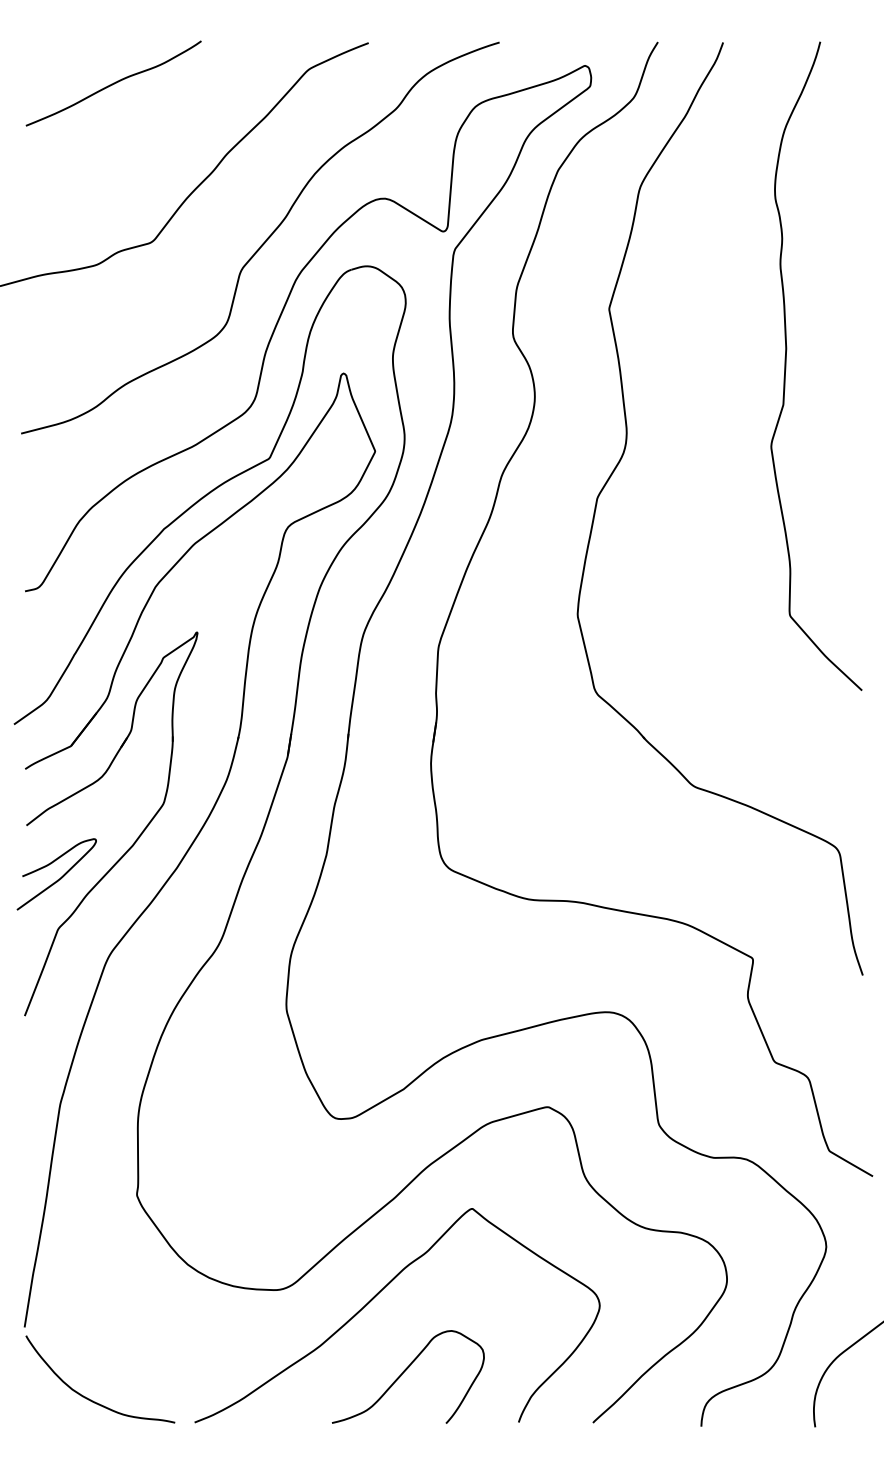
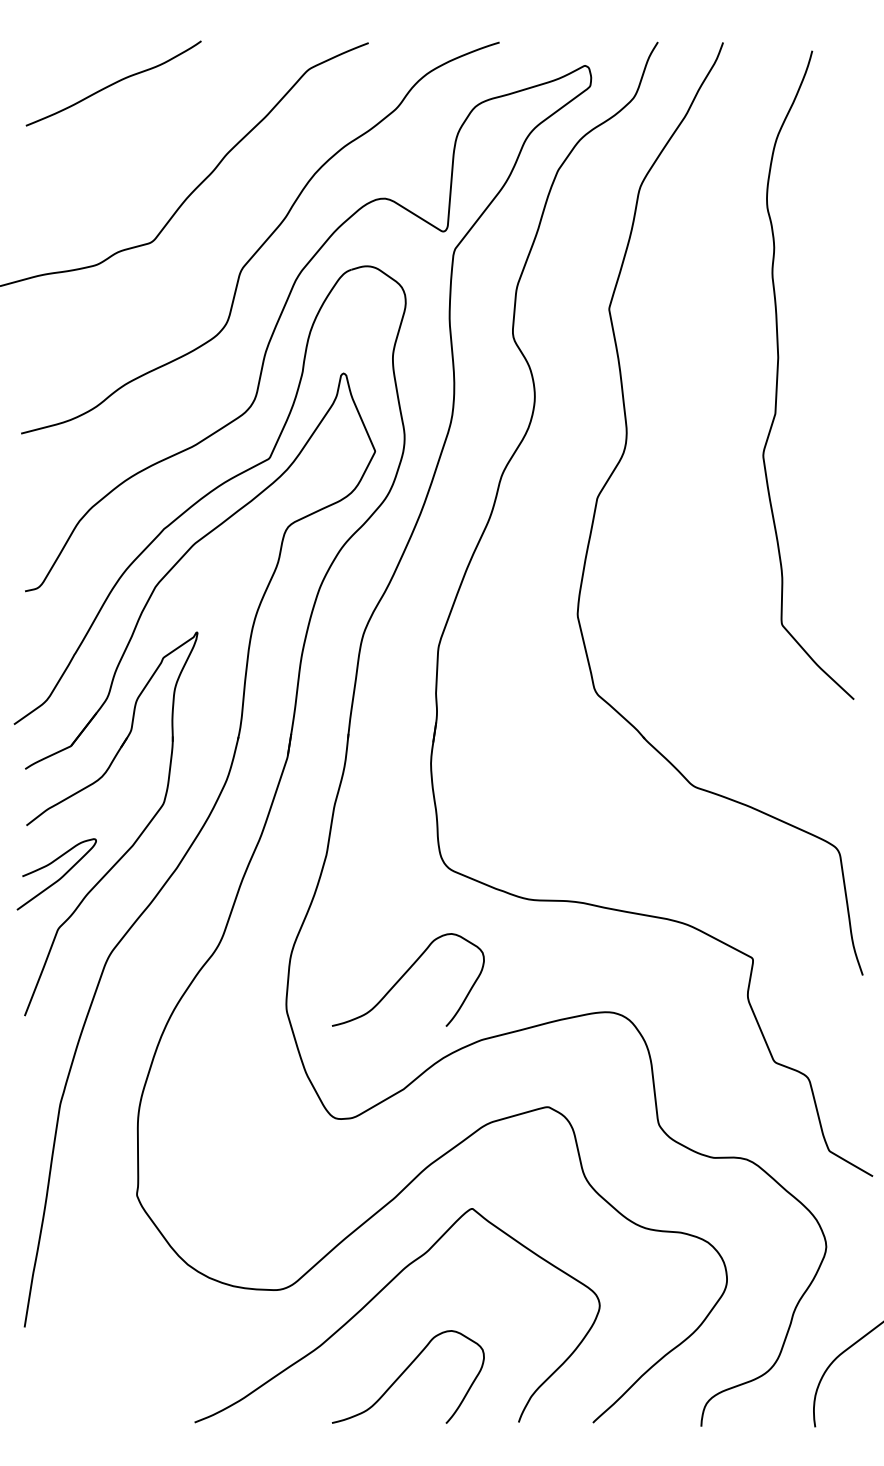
curve position: (786, 365) -> (778, 374) (778, 374)
curve: none -> present (404, 975)
curve: present -> none (91, 1399)
